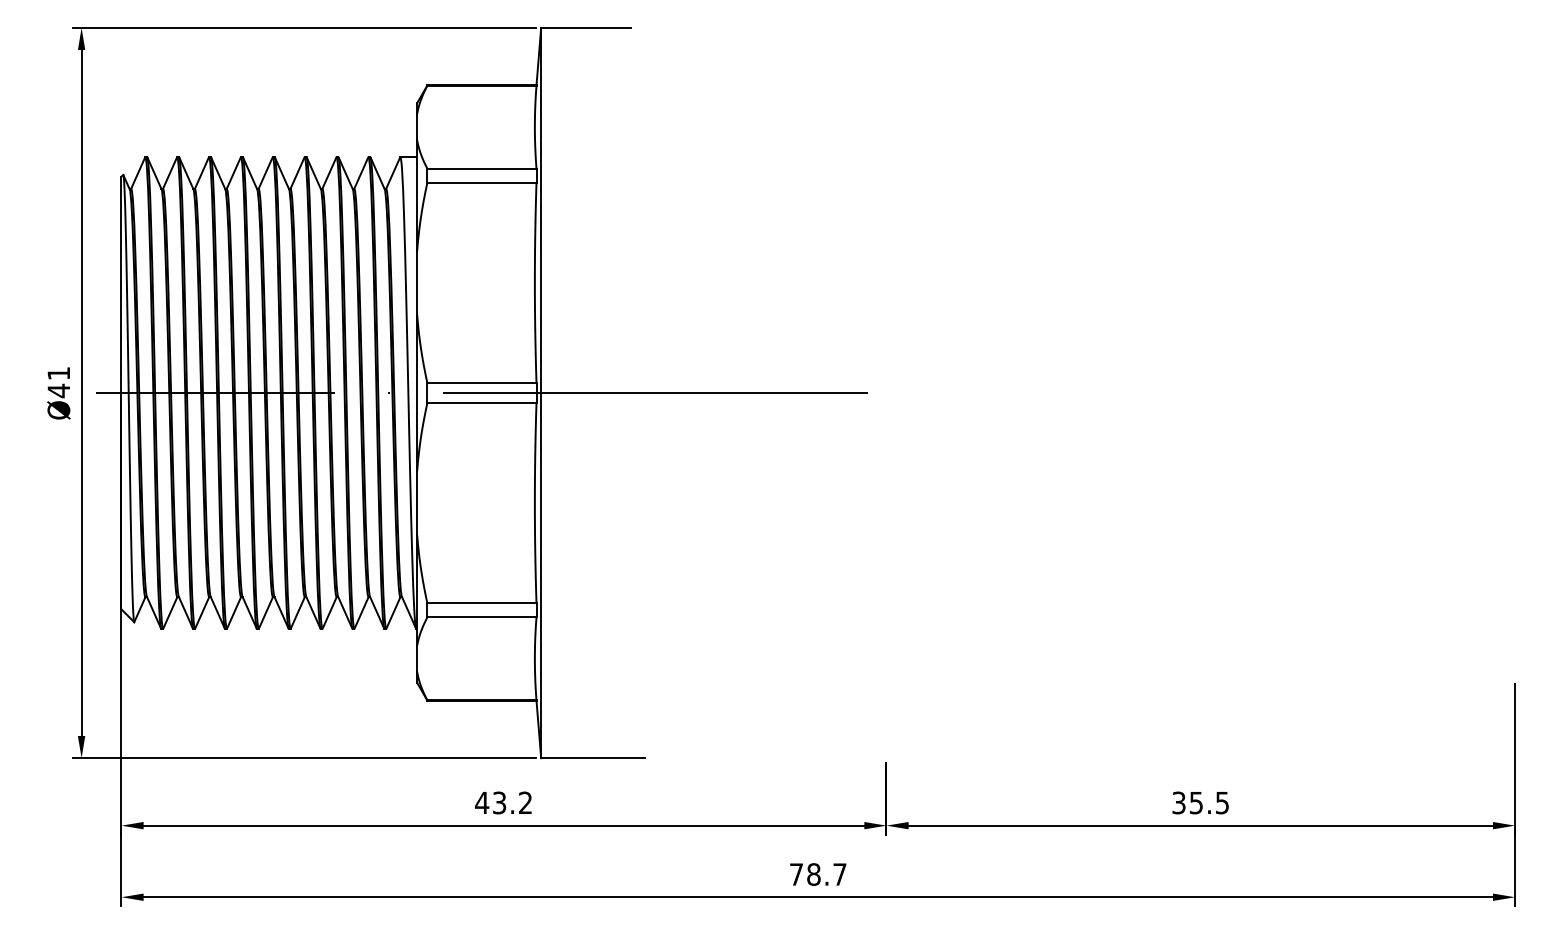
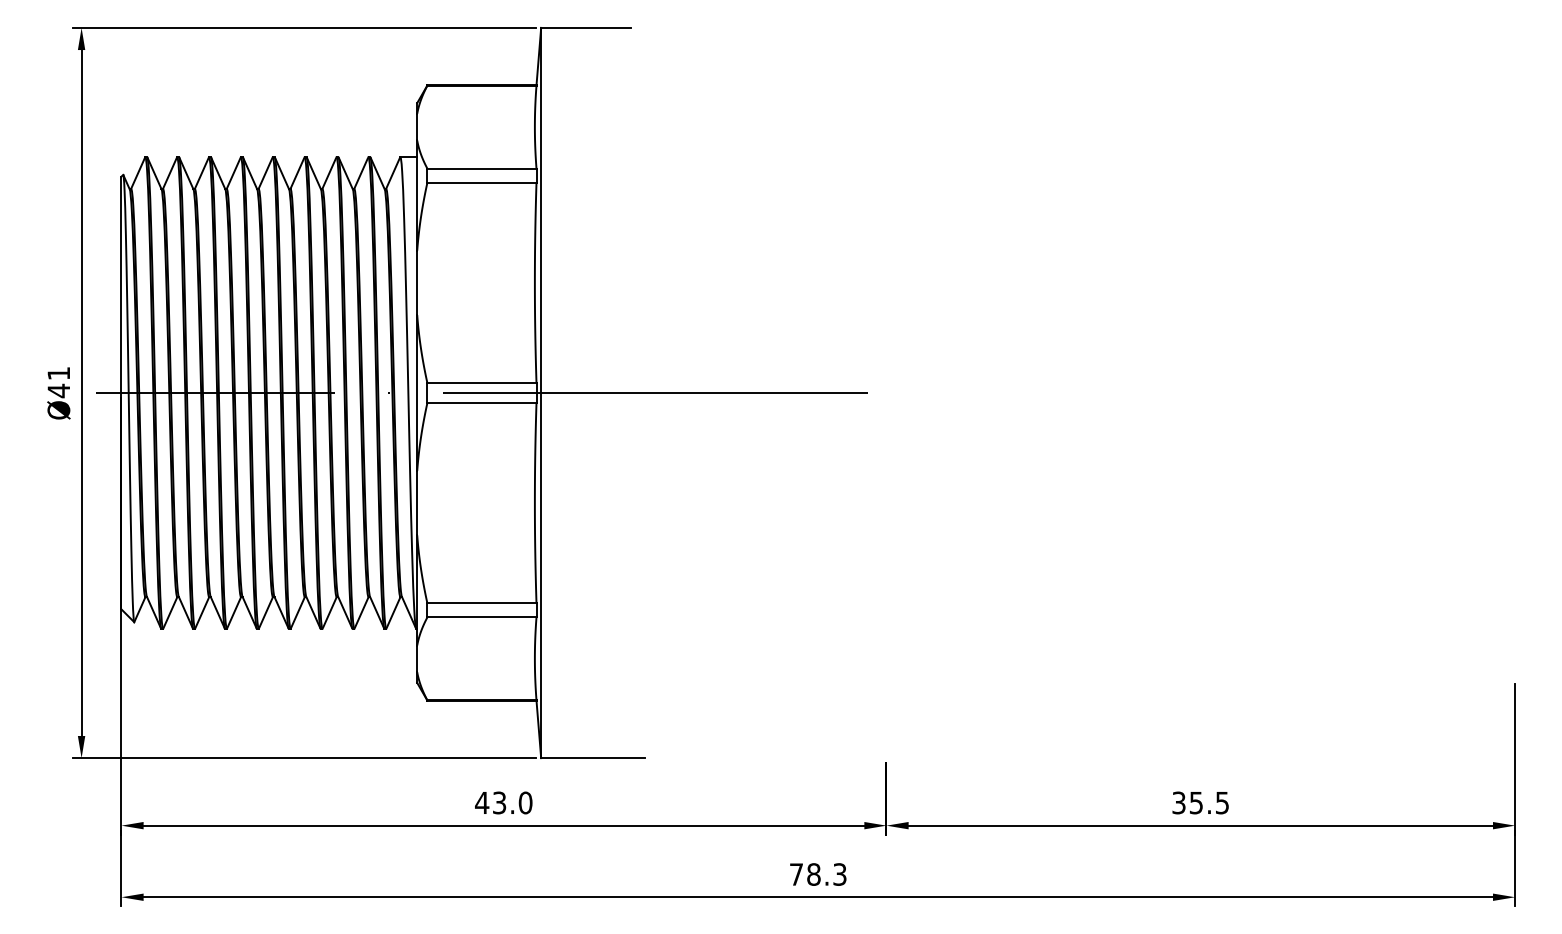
text: 43.2 -> 43.0 (525, 802)
text: 78.7 -> 78.3 (839, 874)
